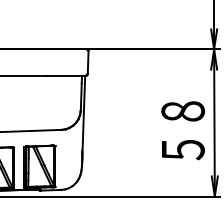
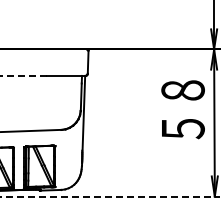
line: solid -> dashed (23, 75)
text position: (182, 130) -> (182, 109) (182, 109)
line: solid -> dashed (109, 196)
